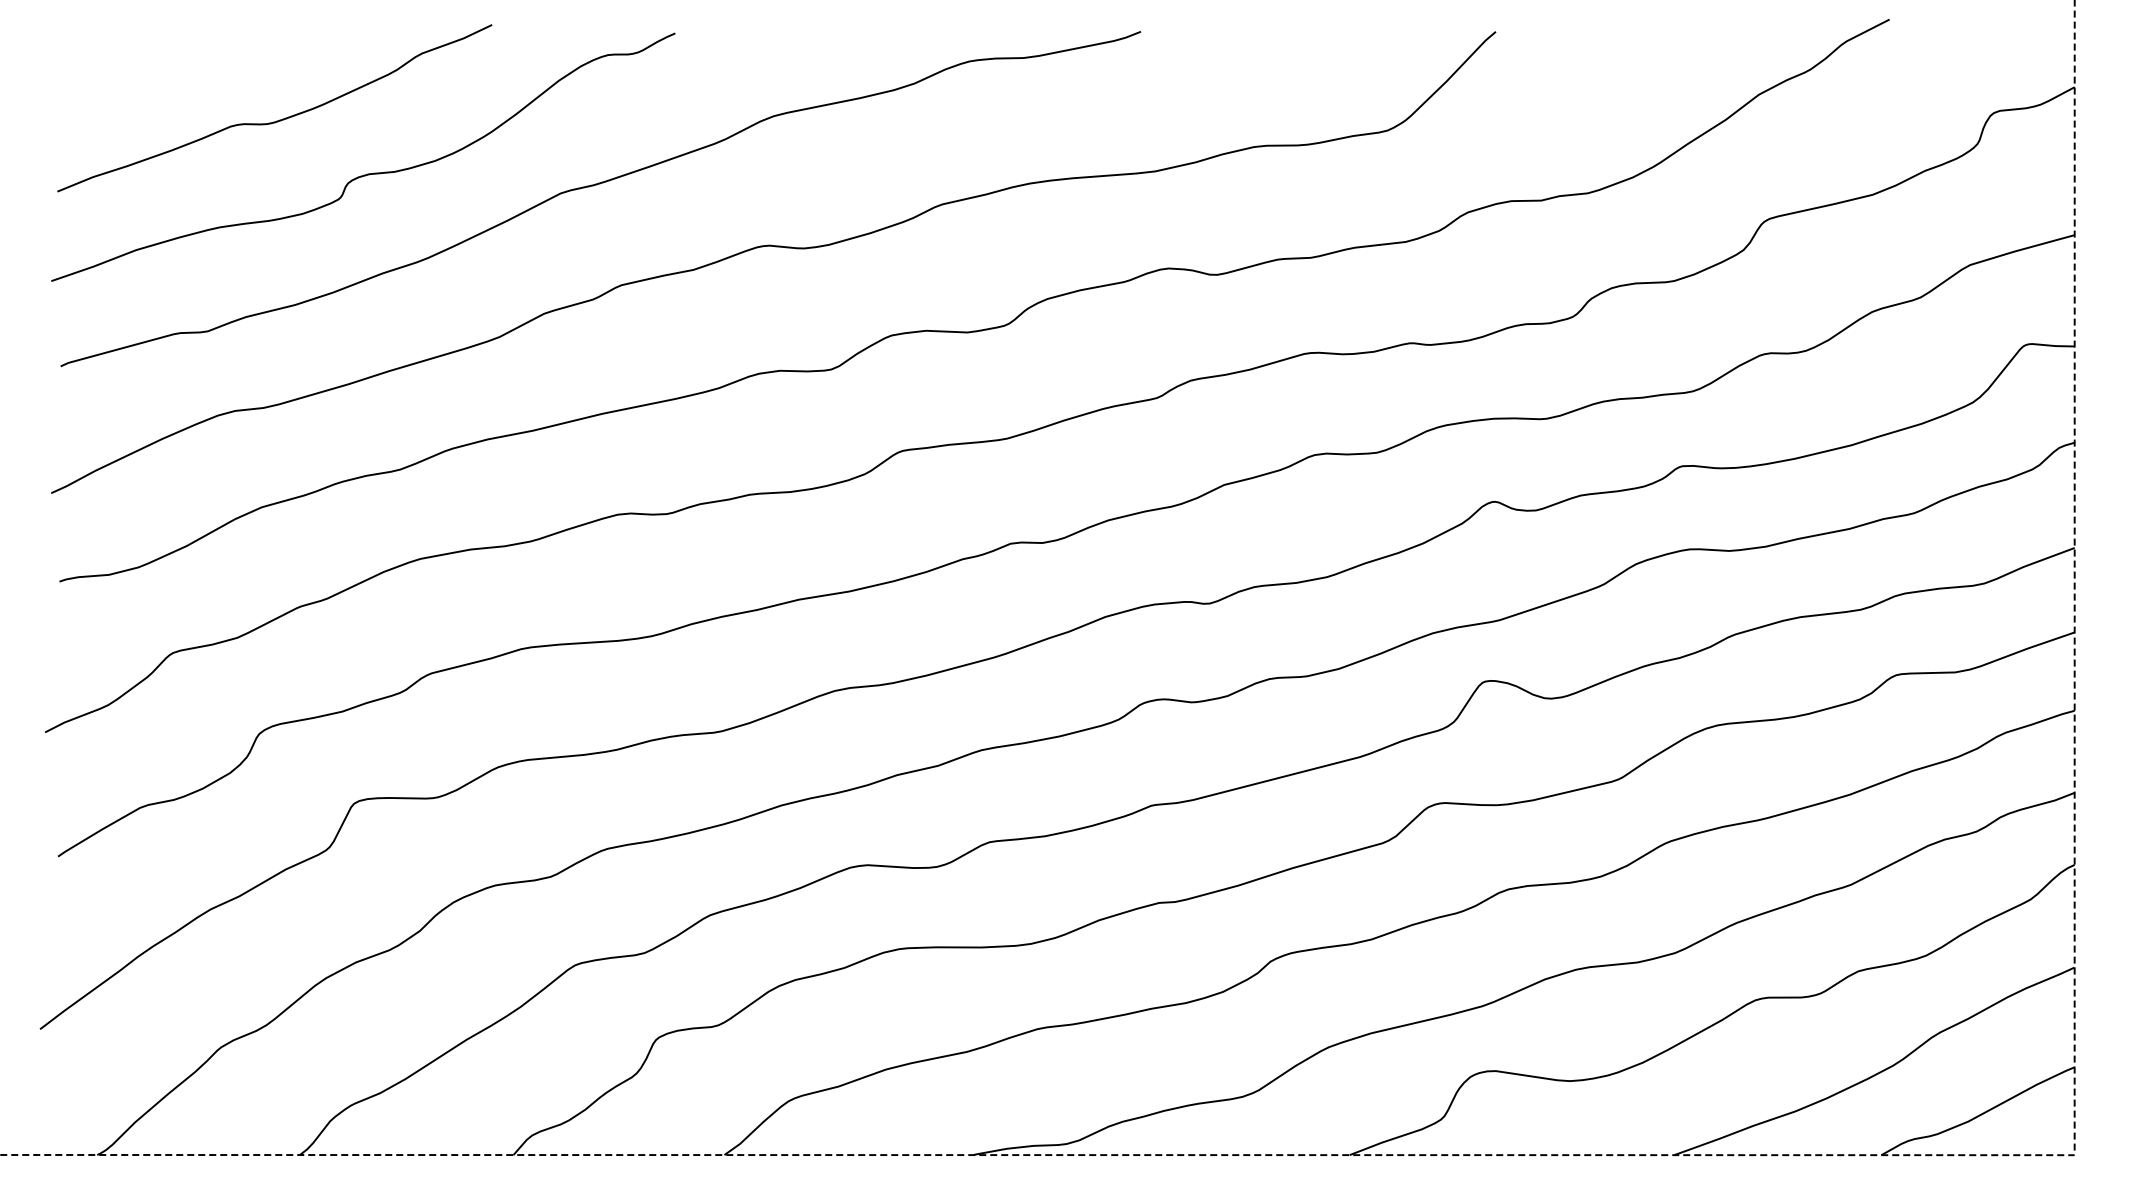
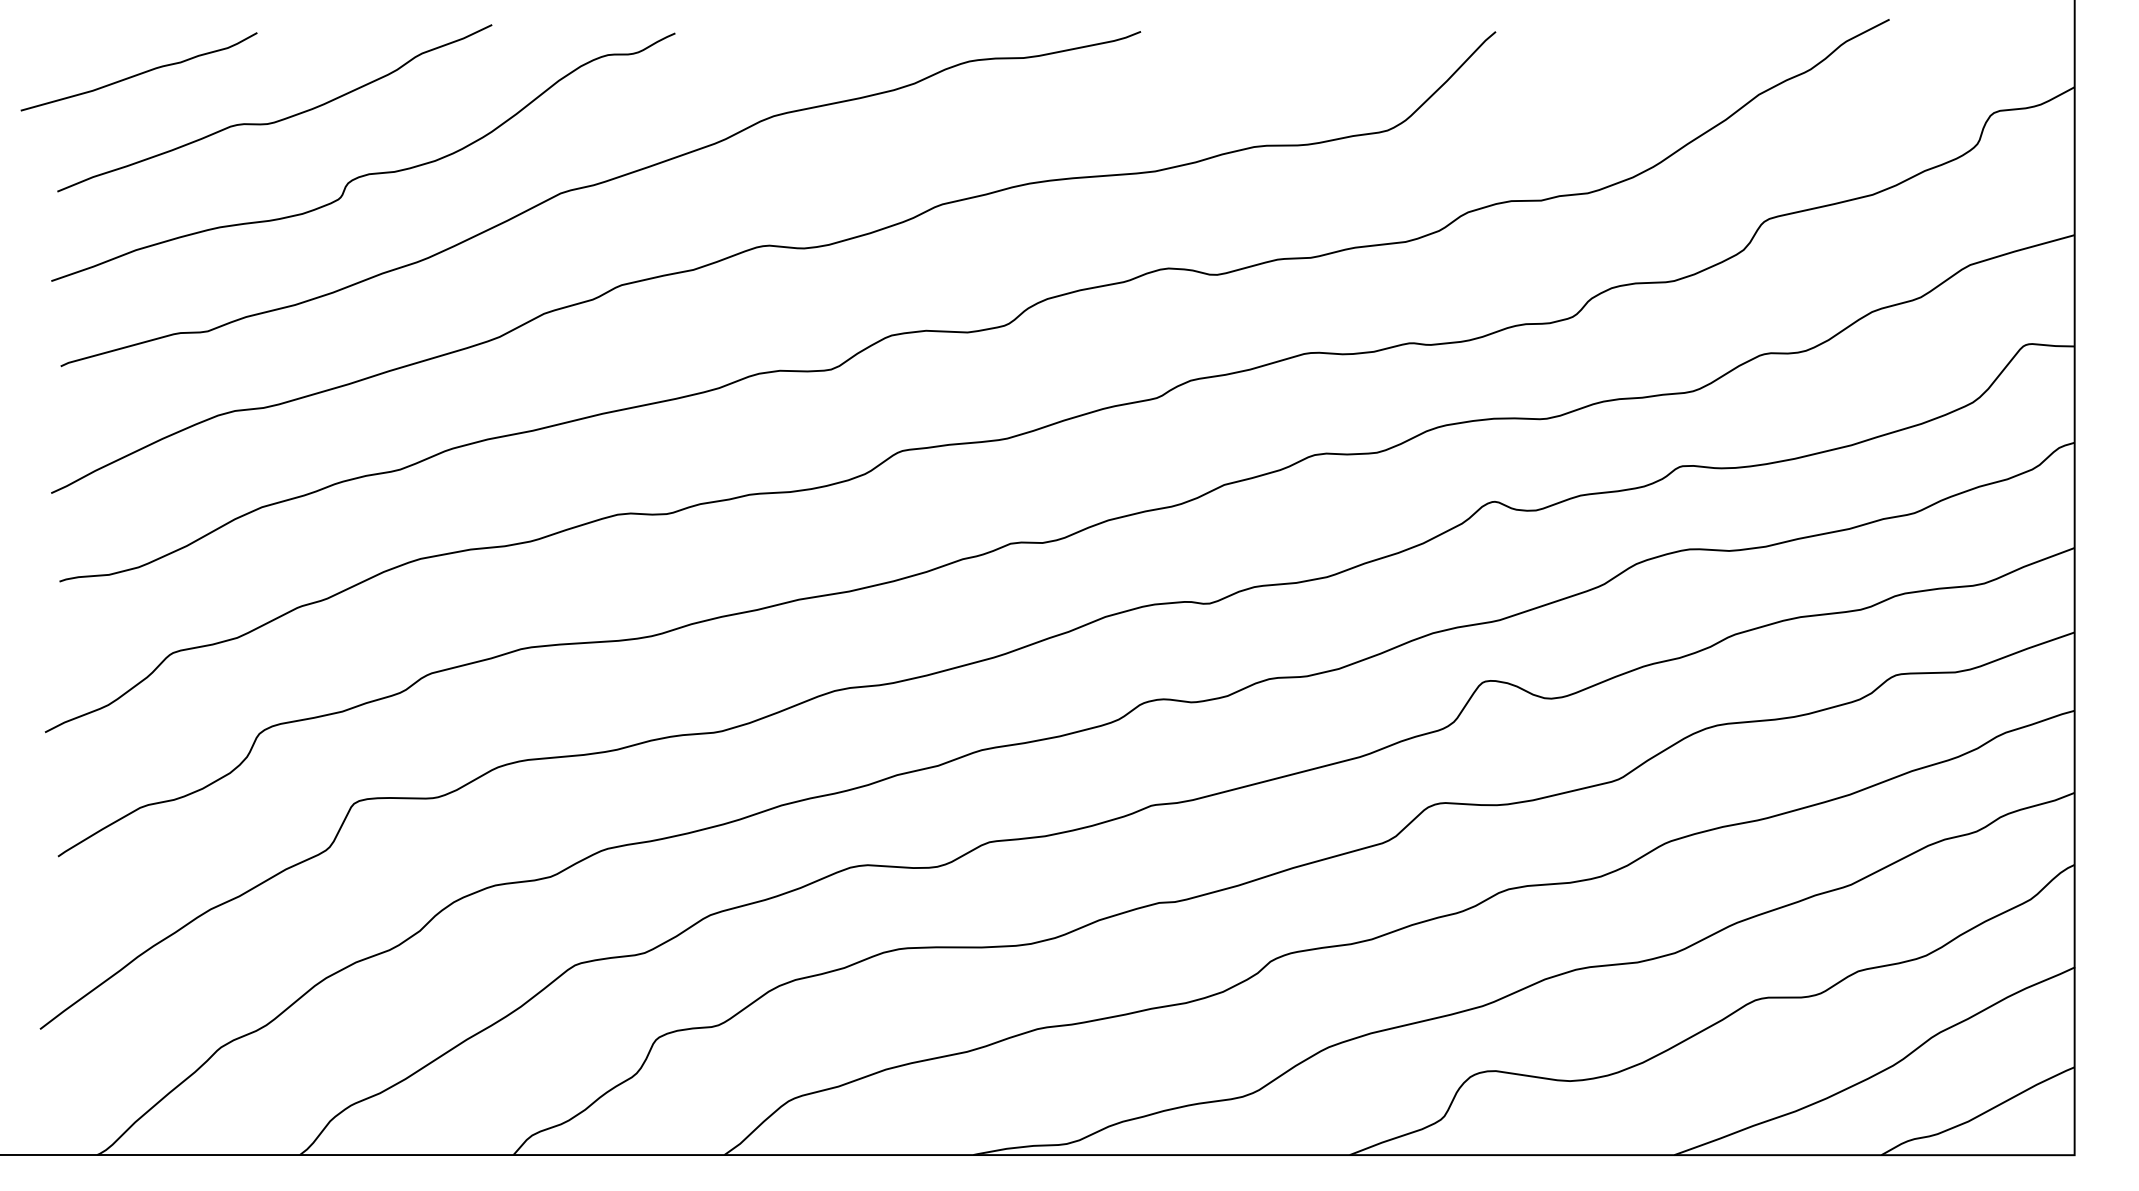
curve: none -> present (138, 73)
line: dashed -> solid (1662, 1155)
